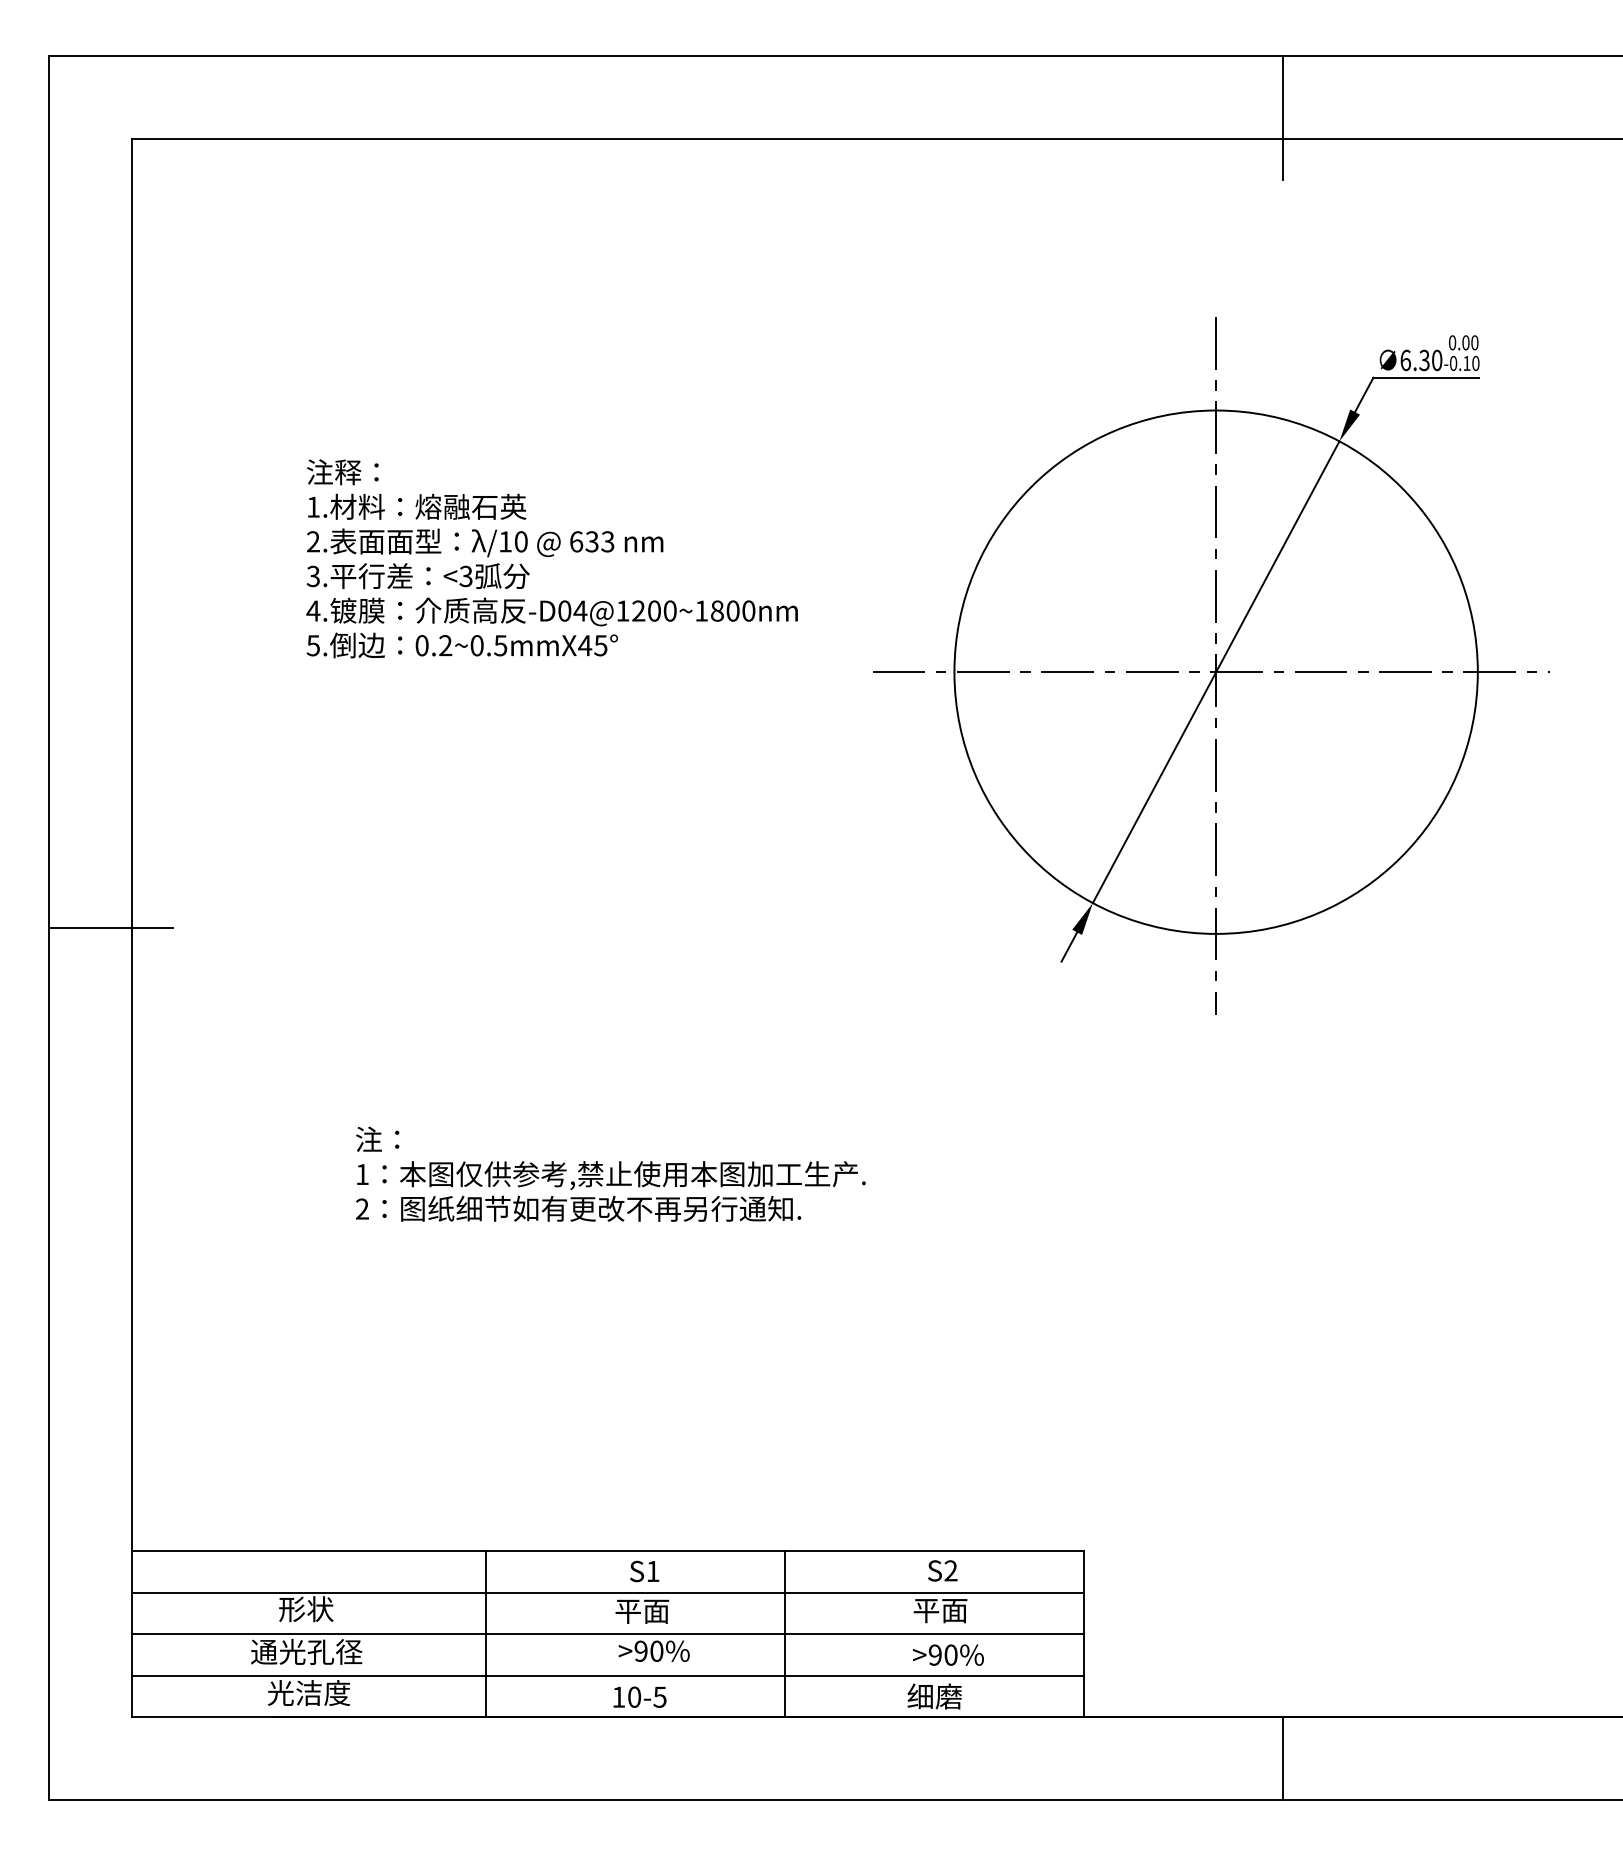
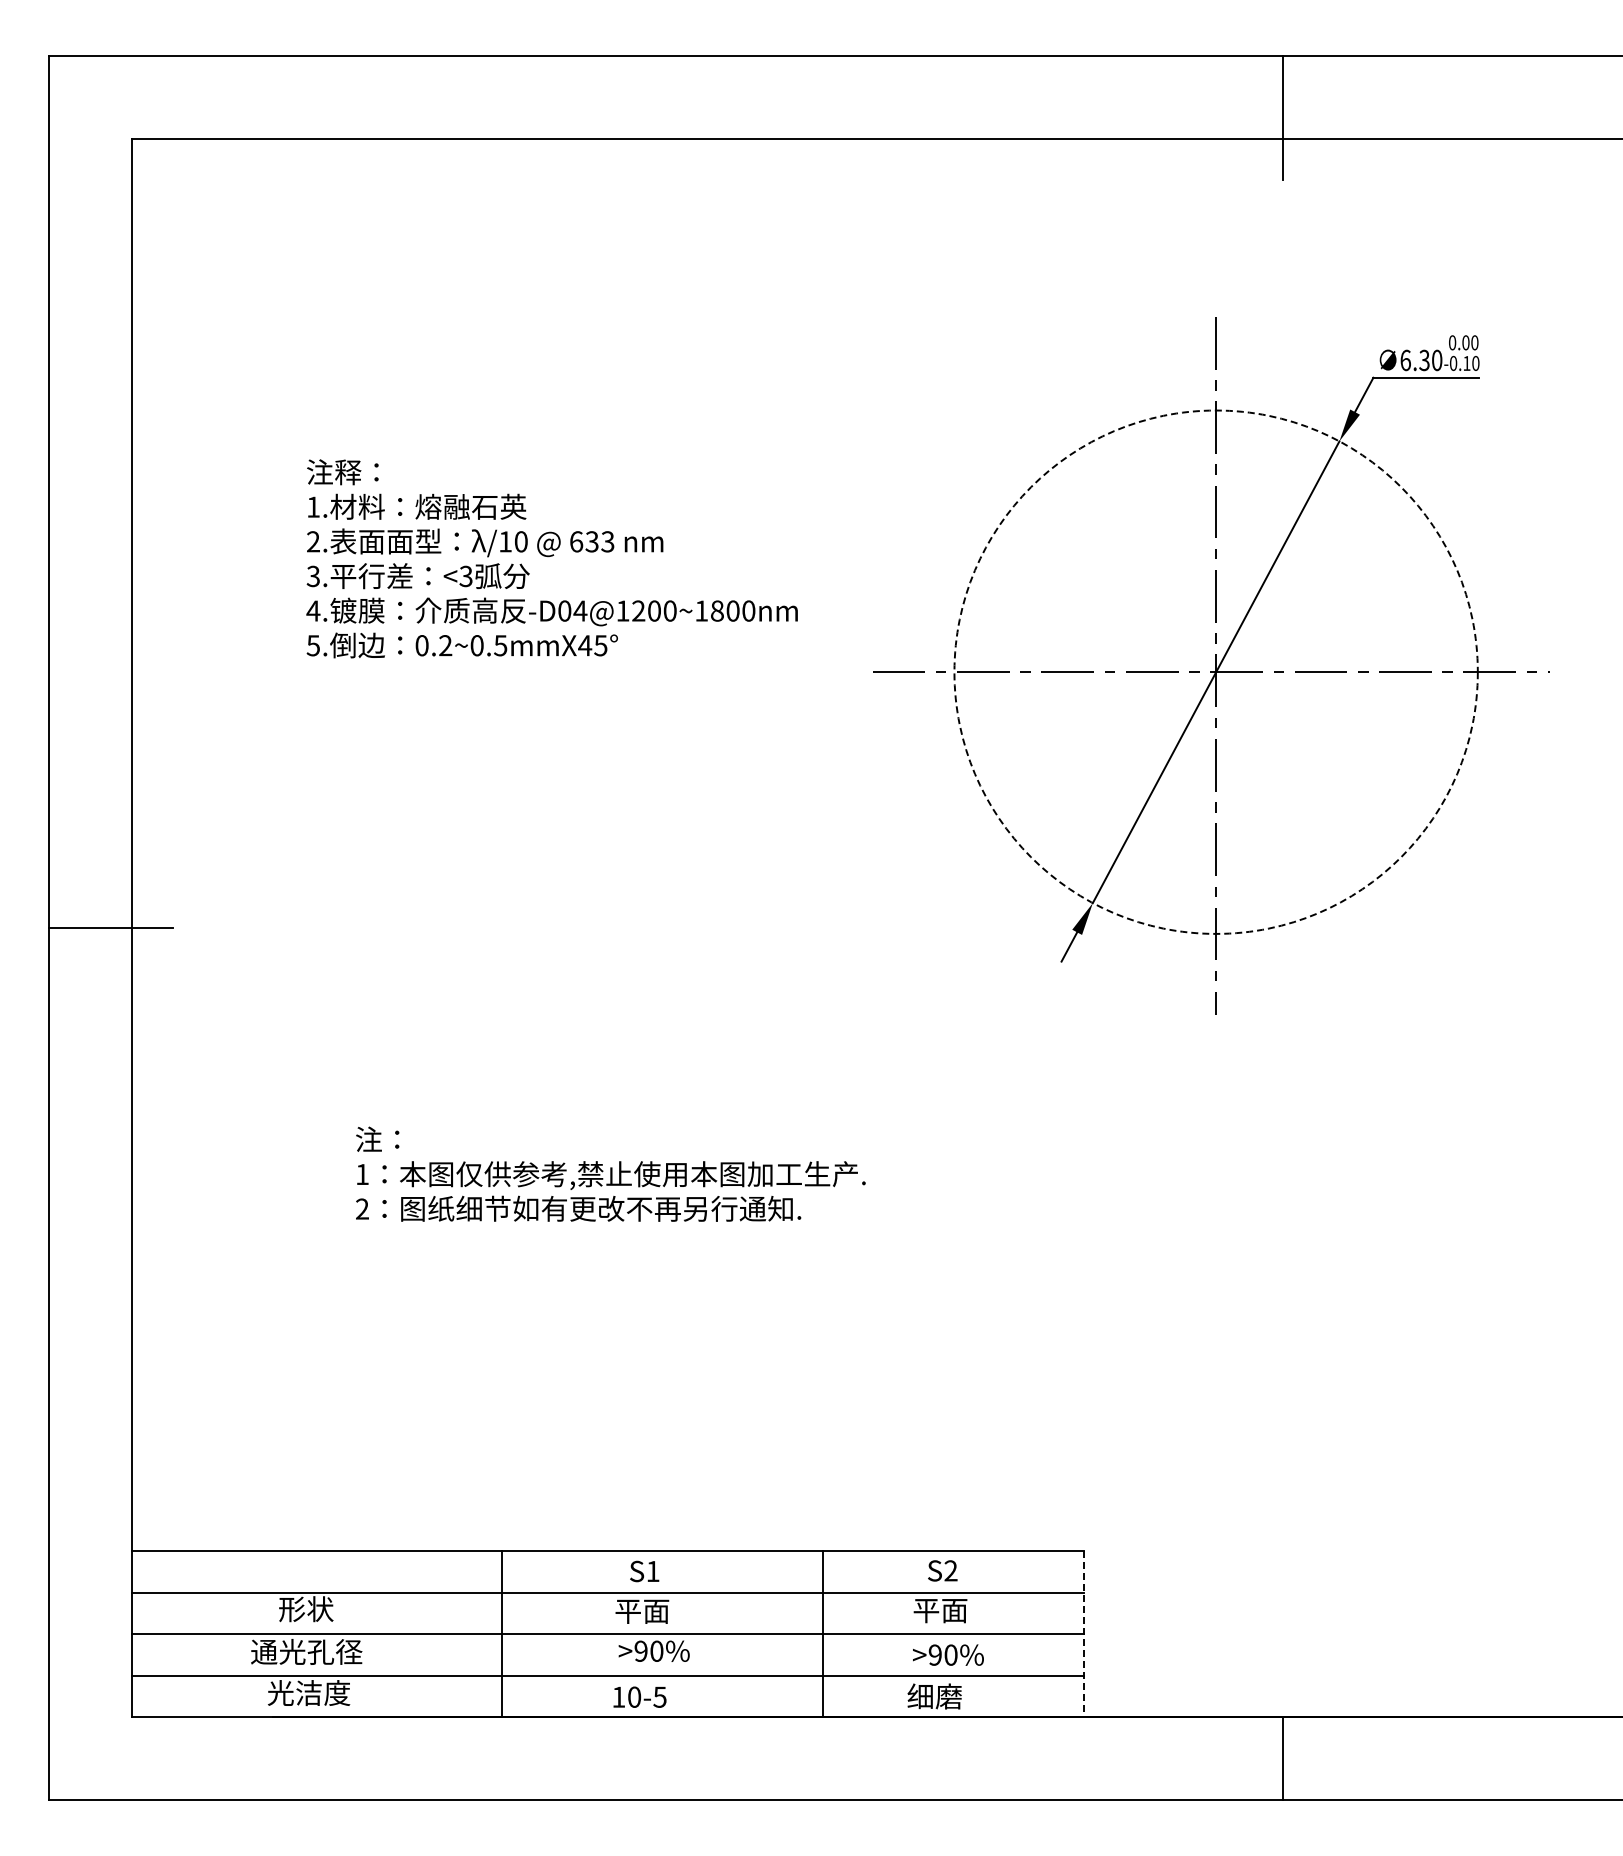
circle: solid -> dashed (1215, 671)
line position: (486, 1634) -> (502, 1634) (502, 1634)
line position: (785, 1634) -> (823, 1634) (823, 1634)
line: solid -> dashed (1084, 1634)
